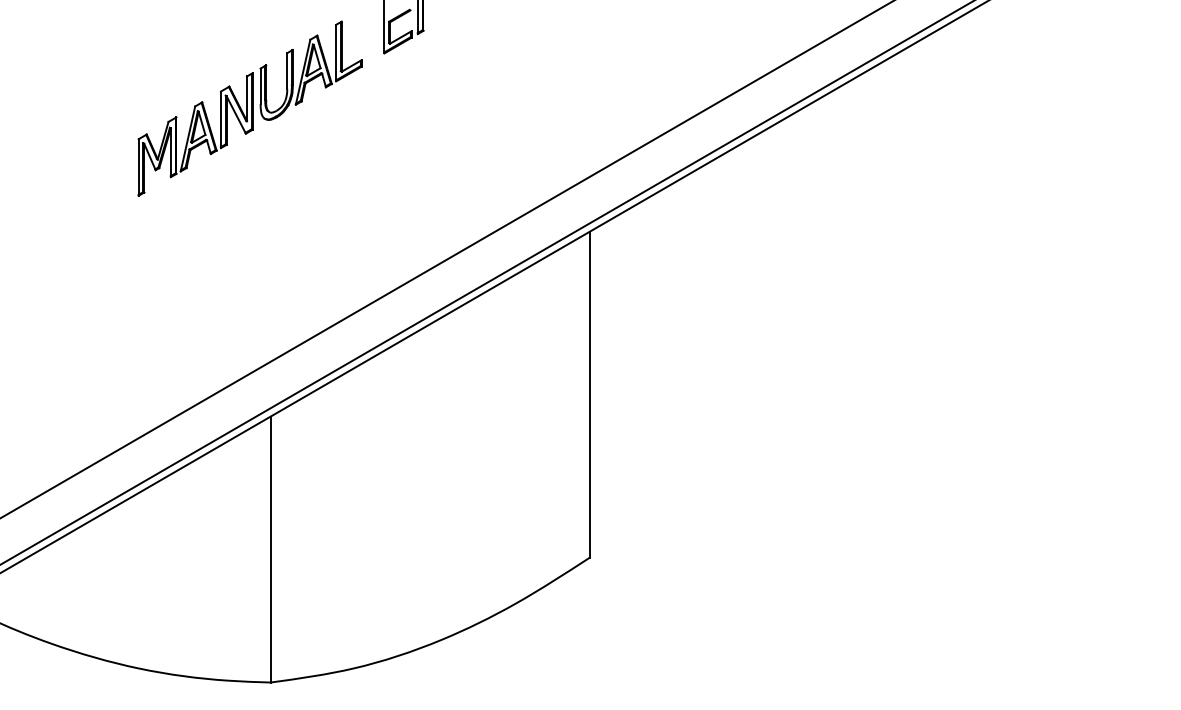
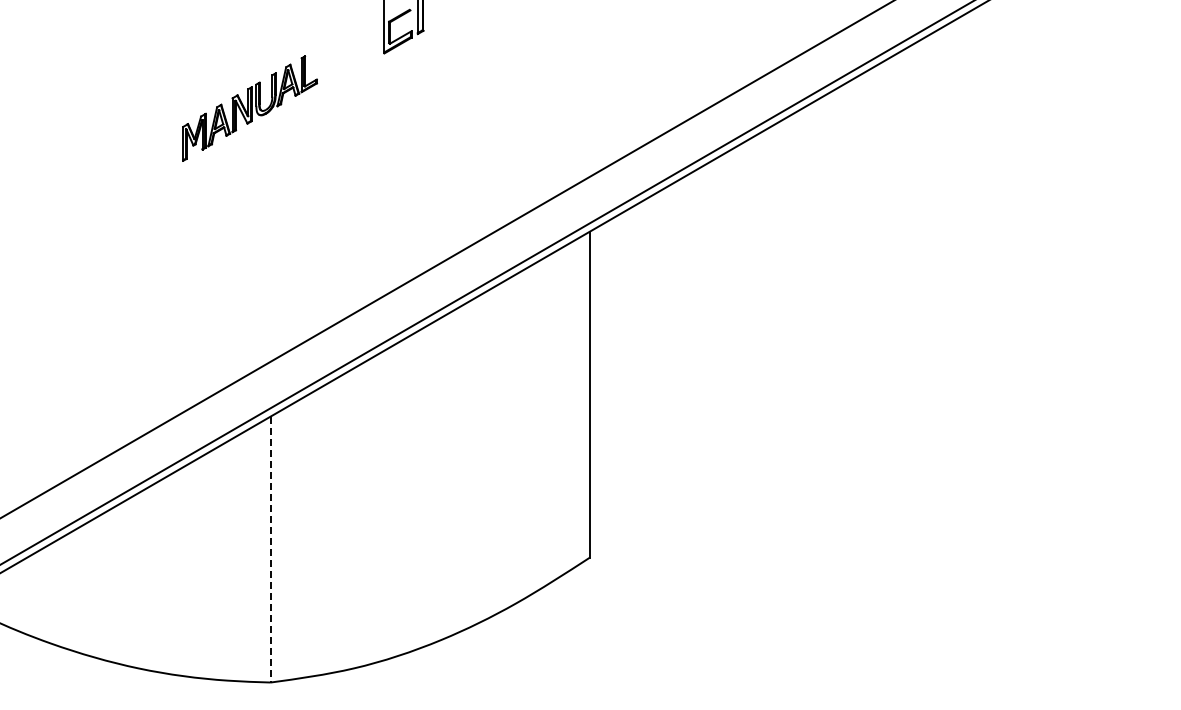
part size: 226x177 px -> 136x107 px (249, 108)
line: solid -> dashed (270, 549)
